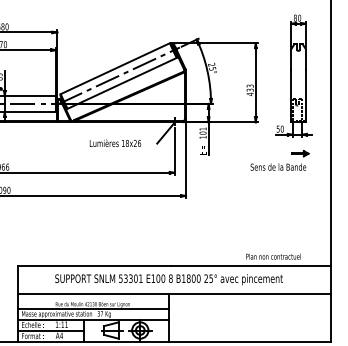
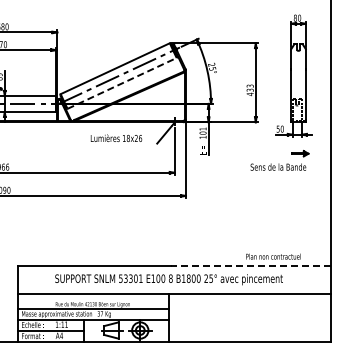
line: solid -> dashed (122, 83)
text position: (115, 142) -> (116, 137) (116, 137)
line: solid -> dashed (250, 265)
